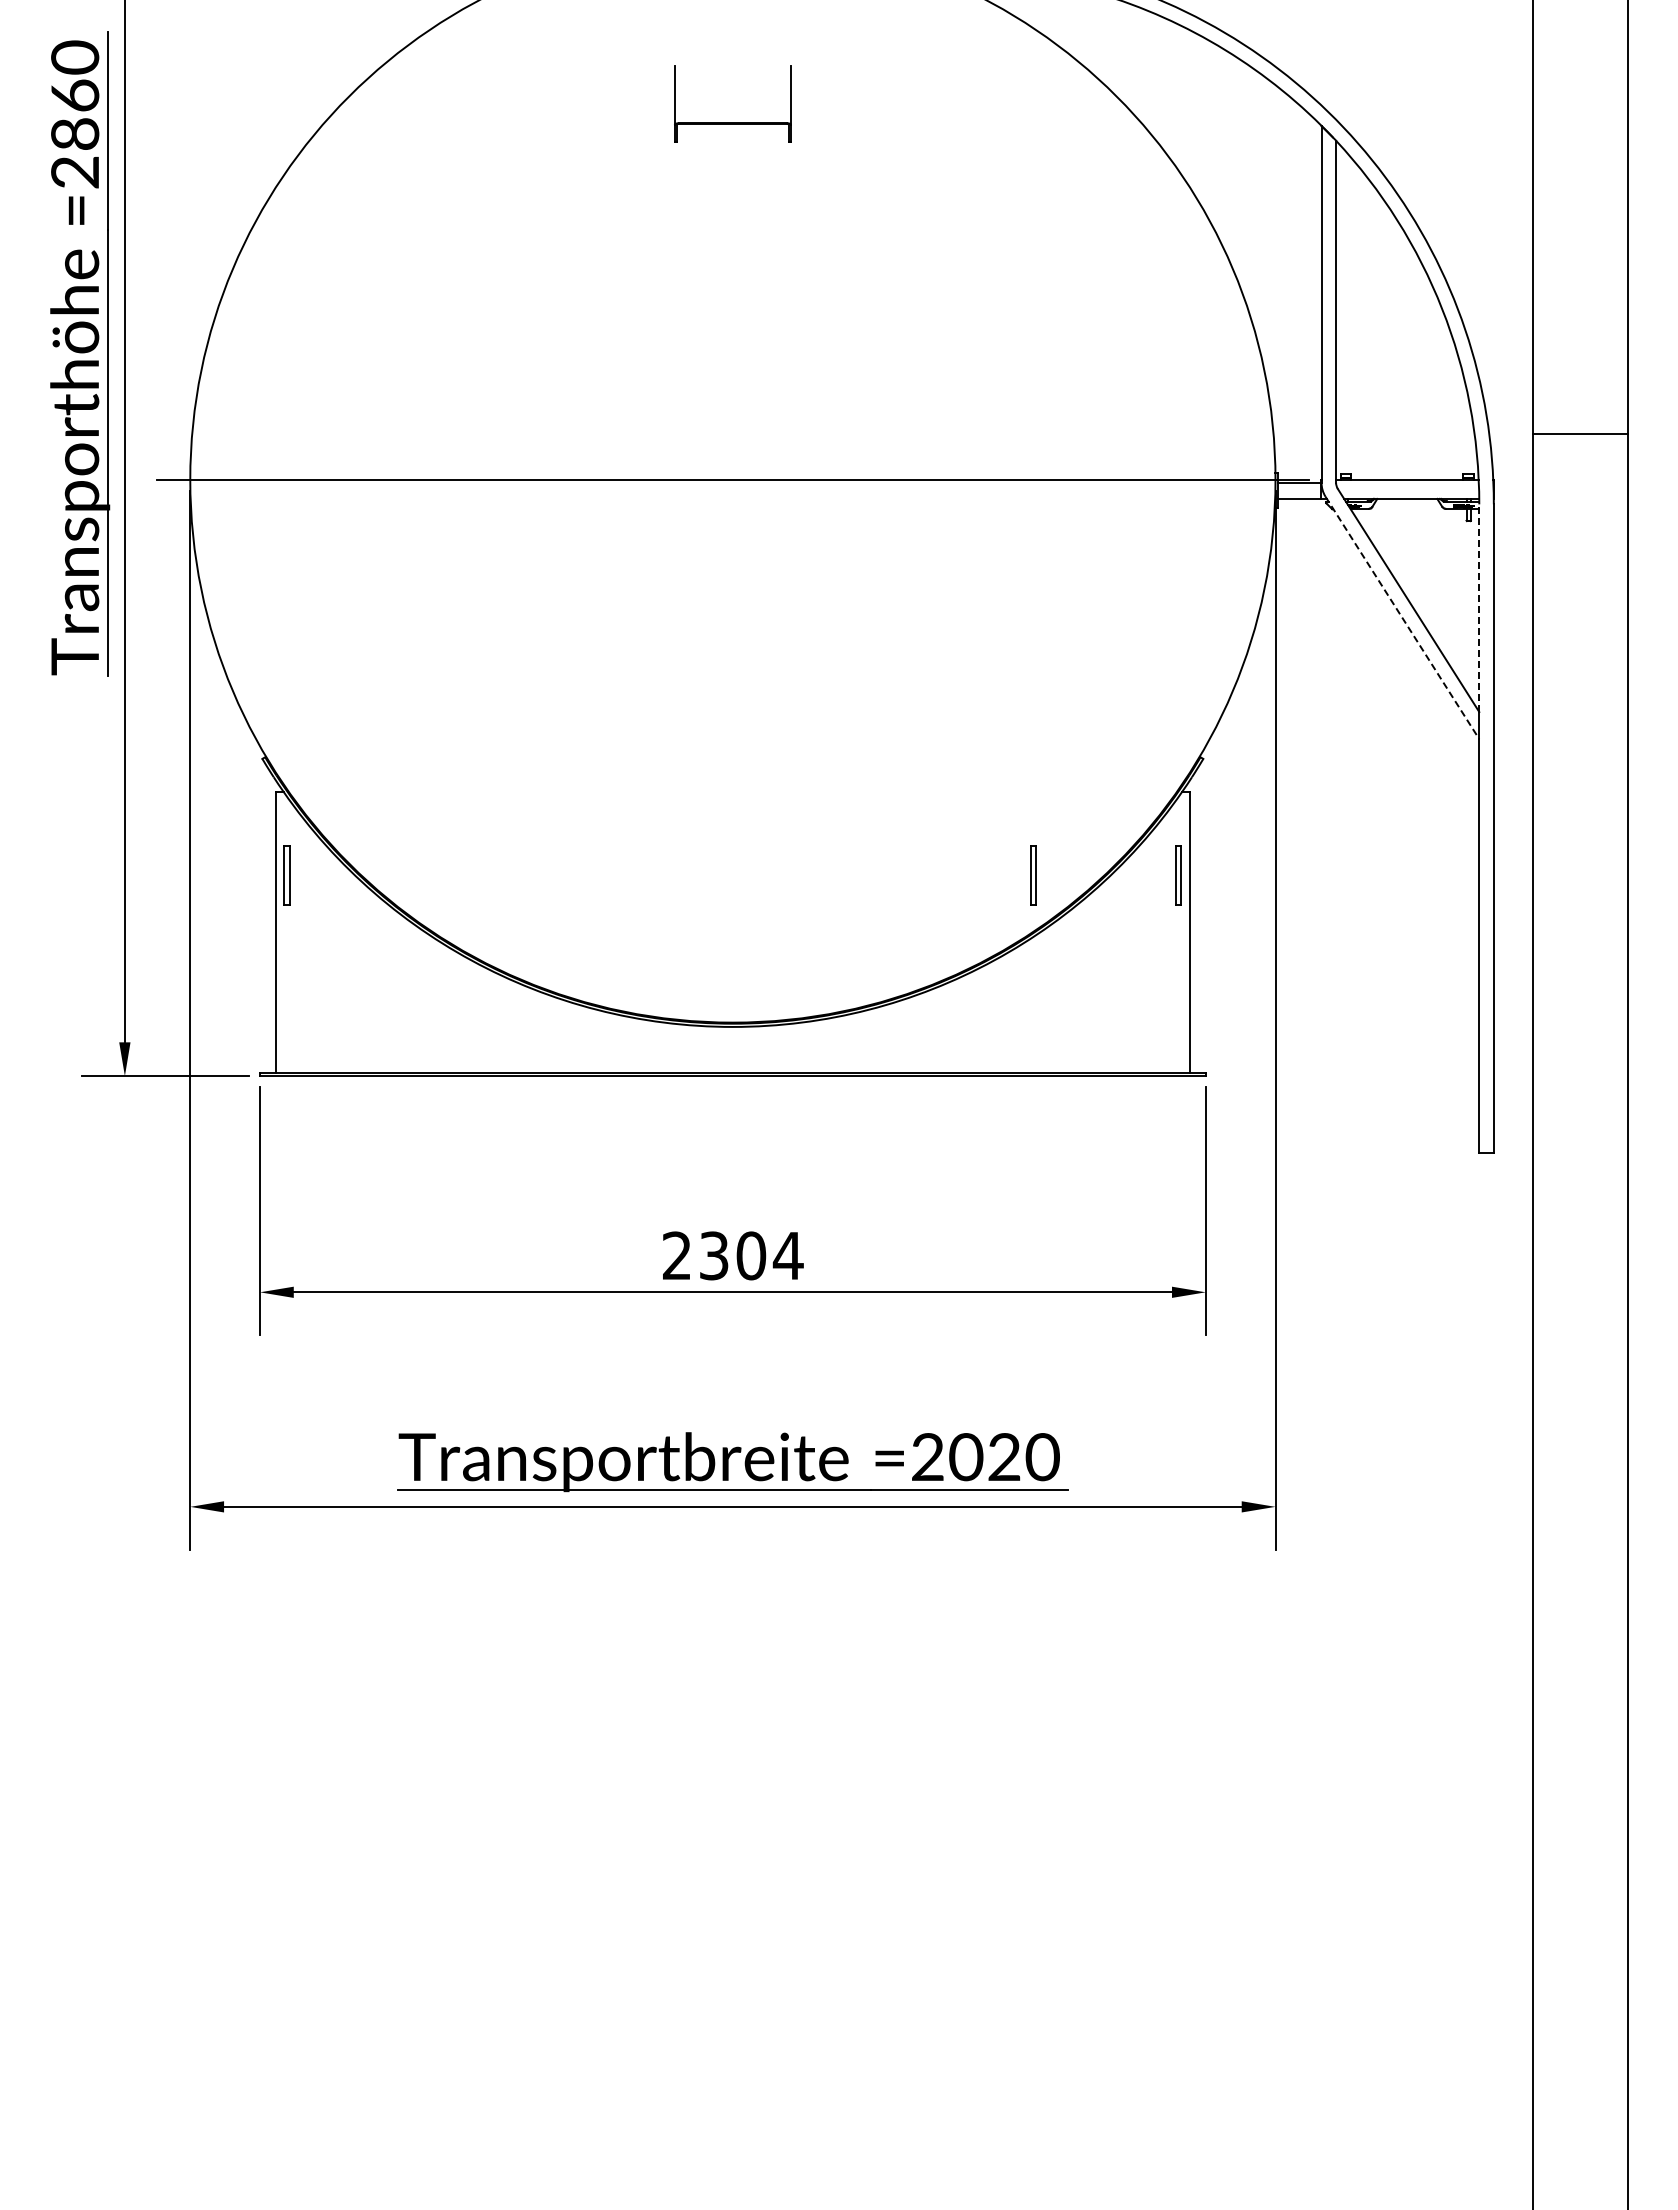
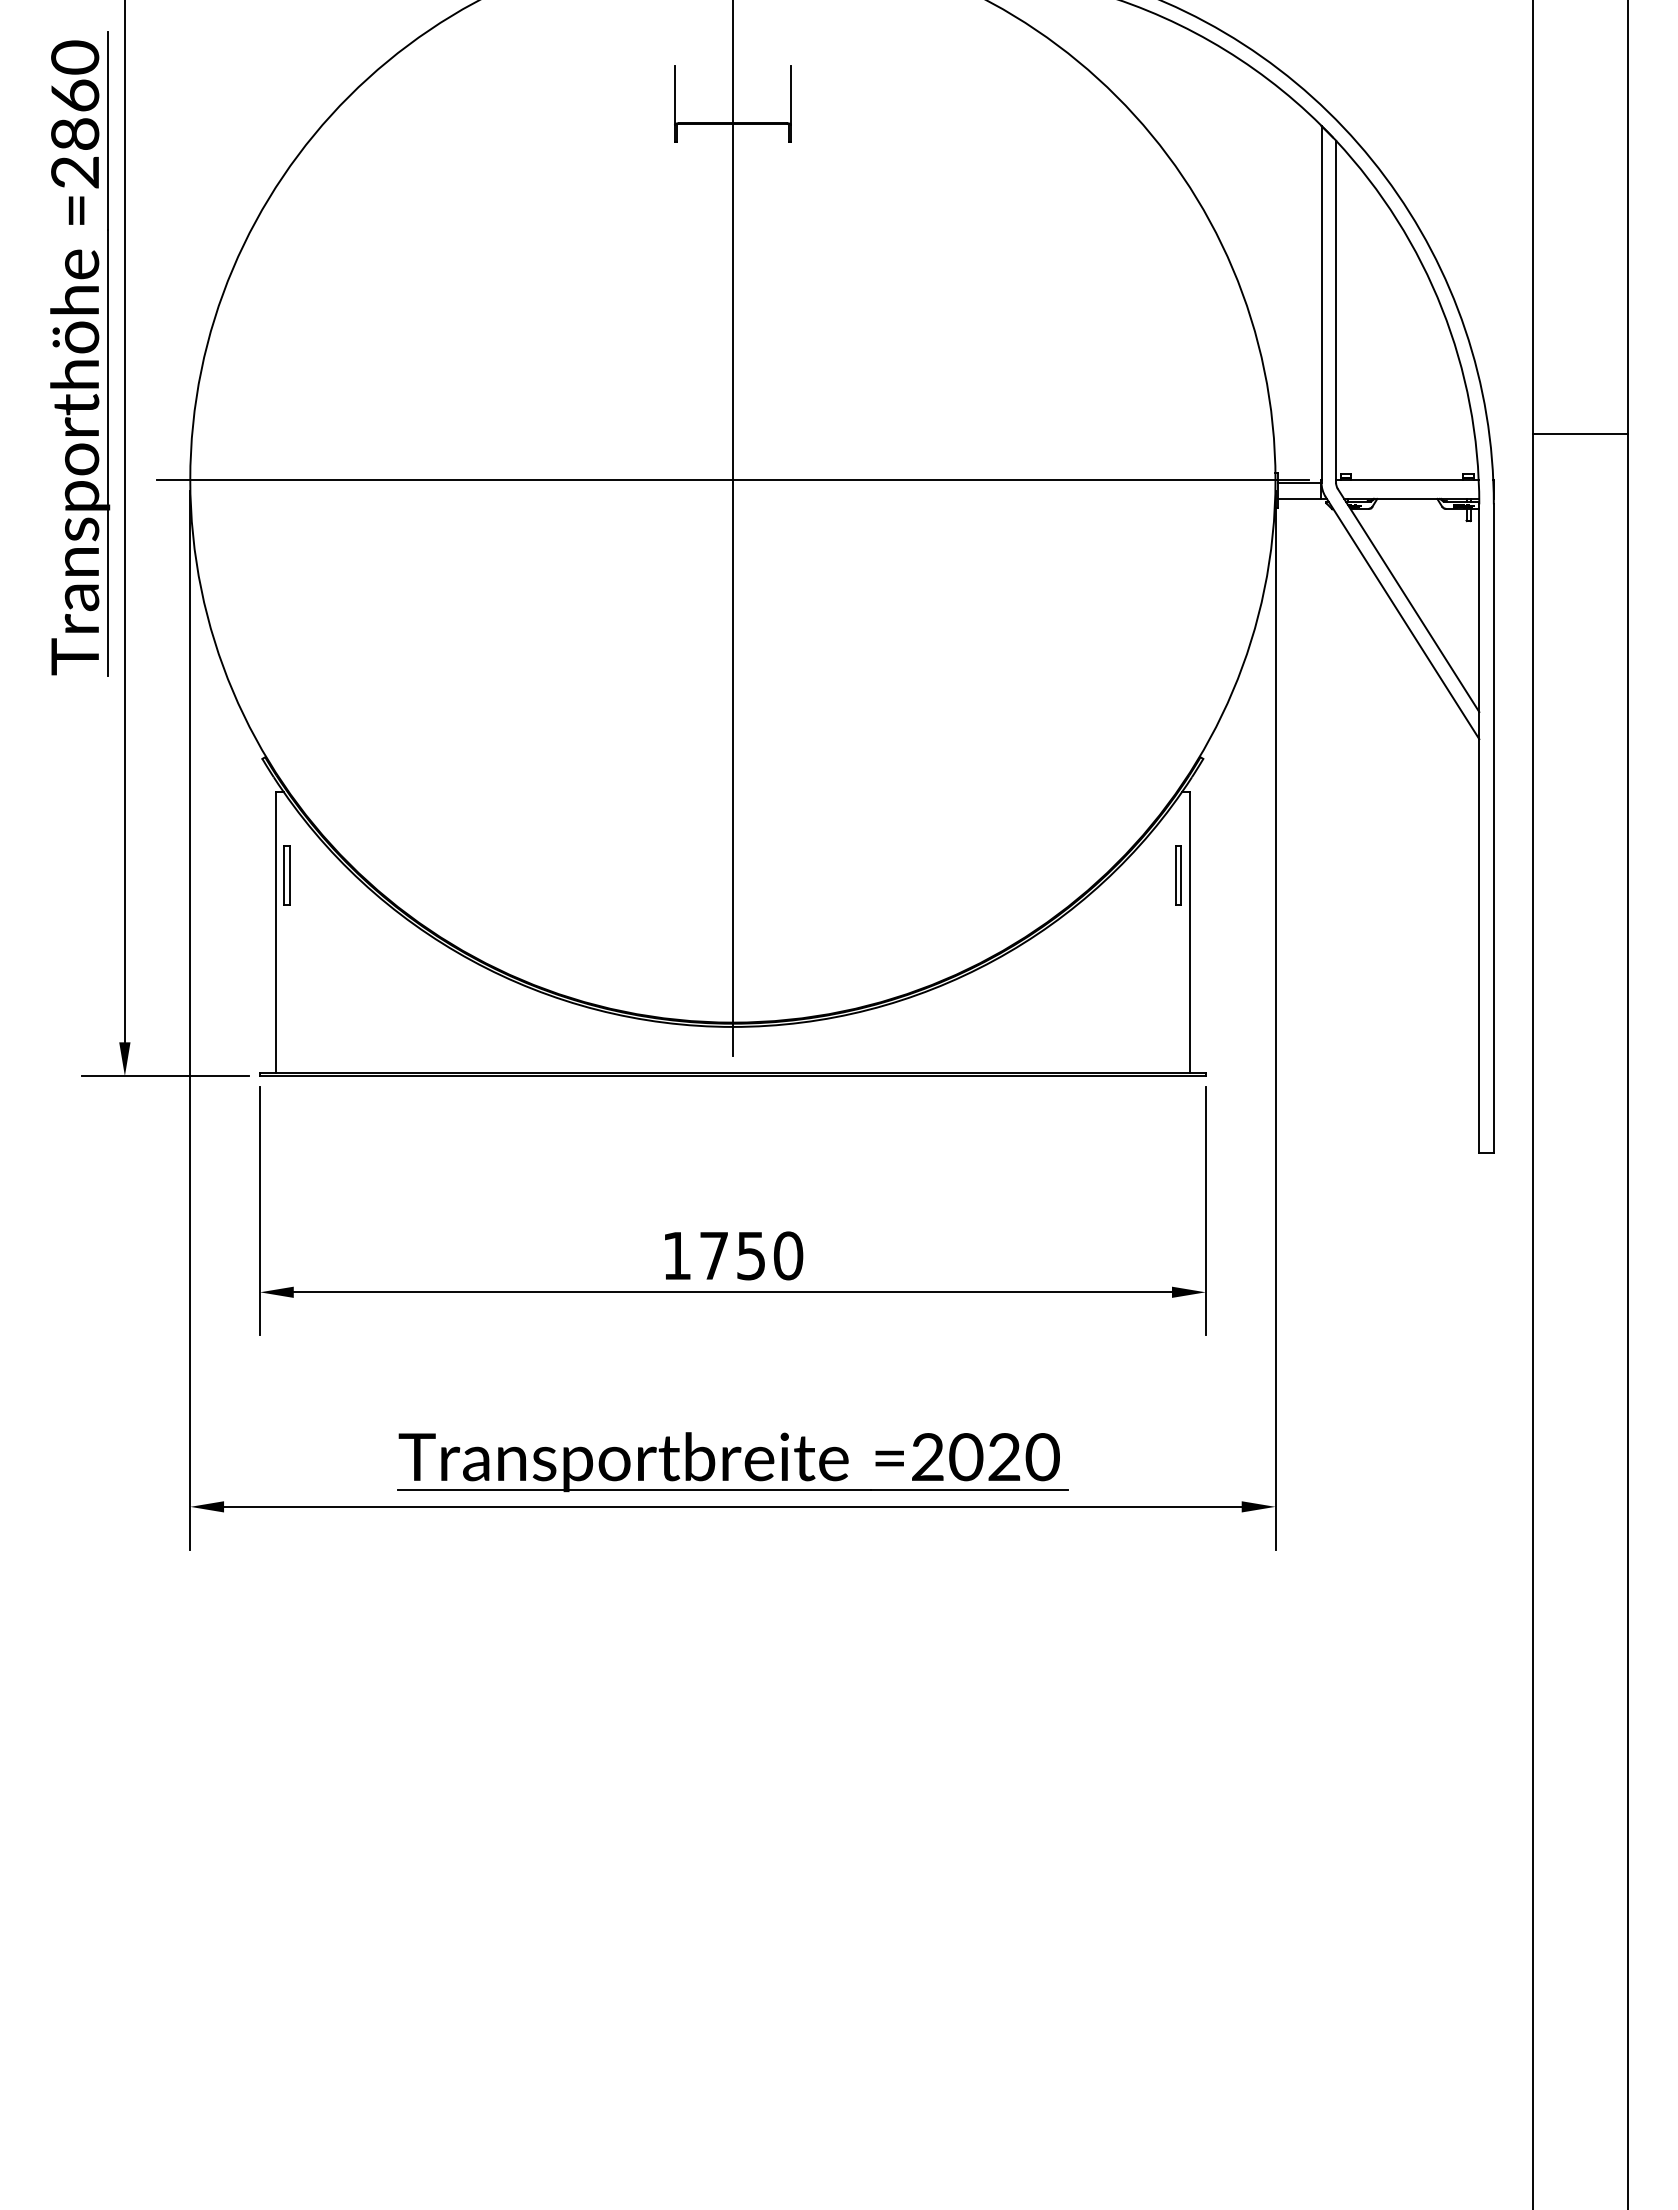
line: none -> present (732, 529)
line: dashed -> solid (1479, 608)
line: dashed -> solid (1402, 618)
part: present -> none (1033, 875)
text: 2304 -> 1750 (733, 1255)
